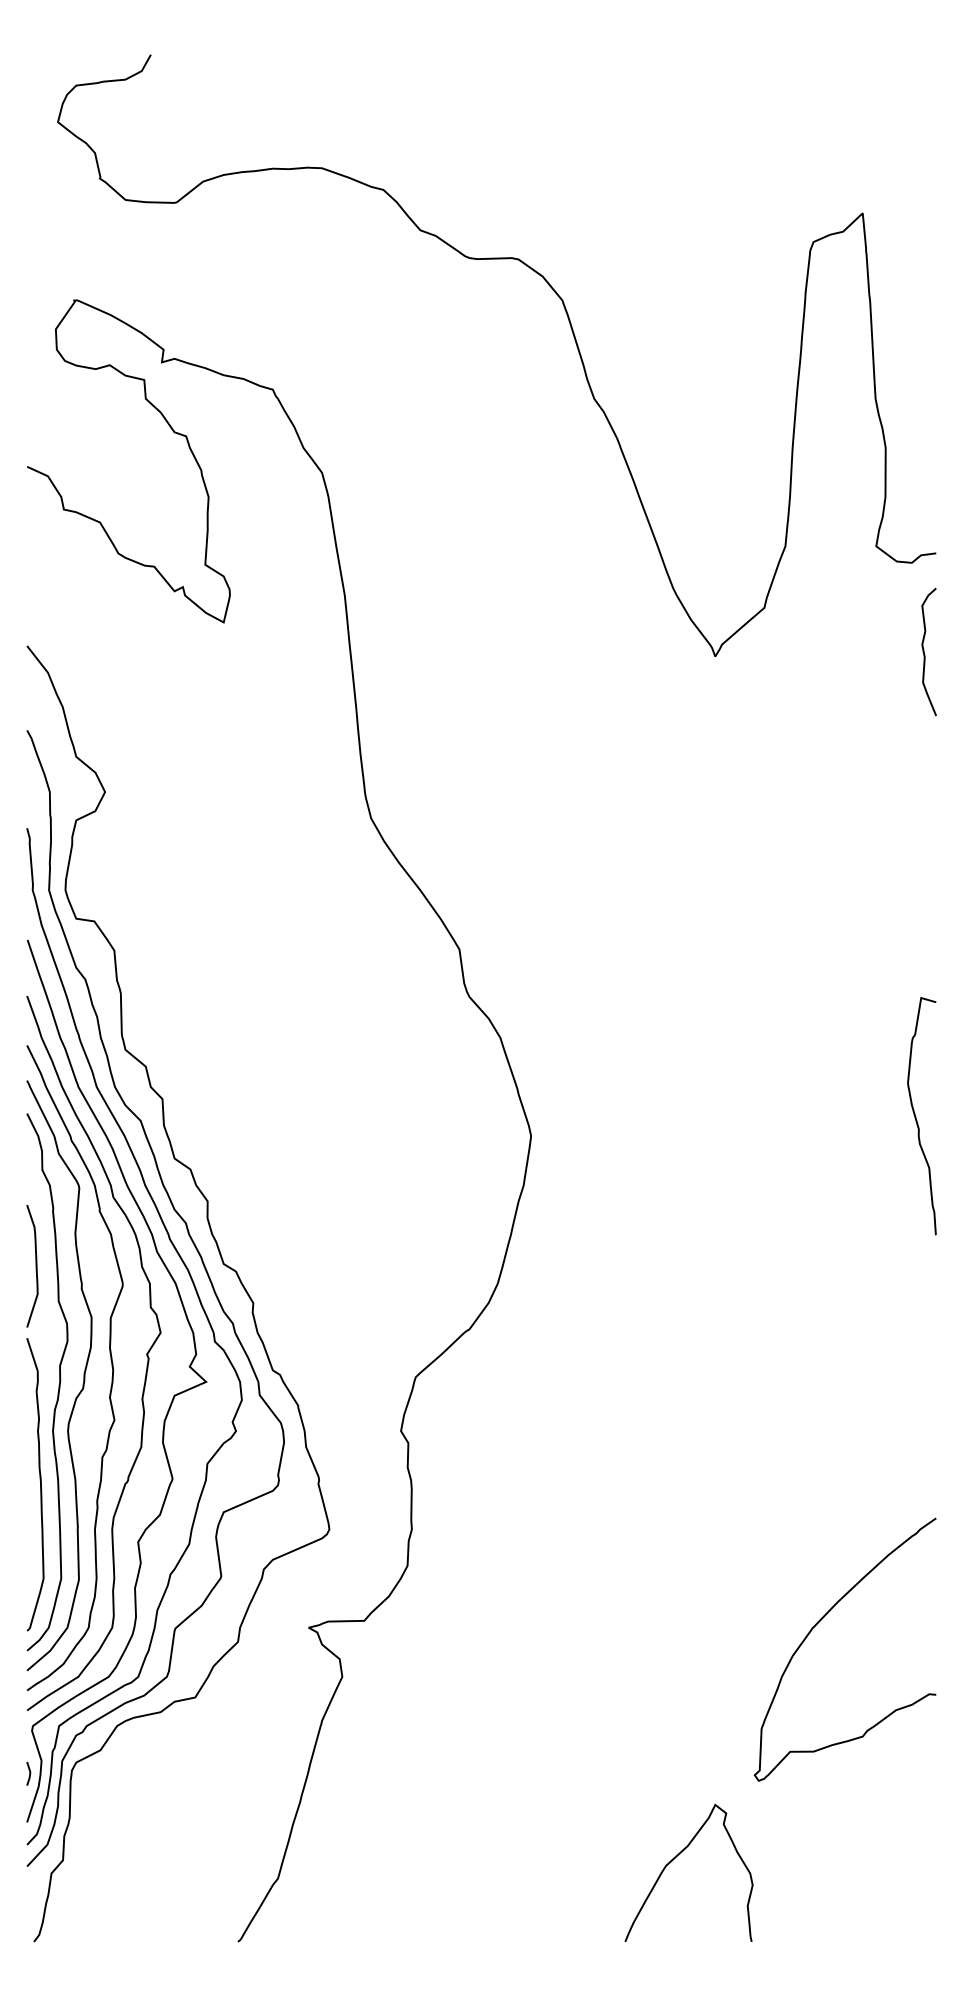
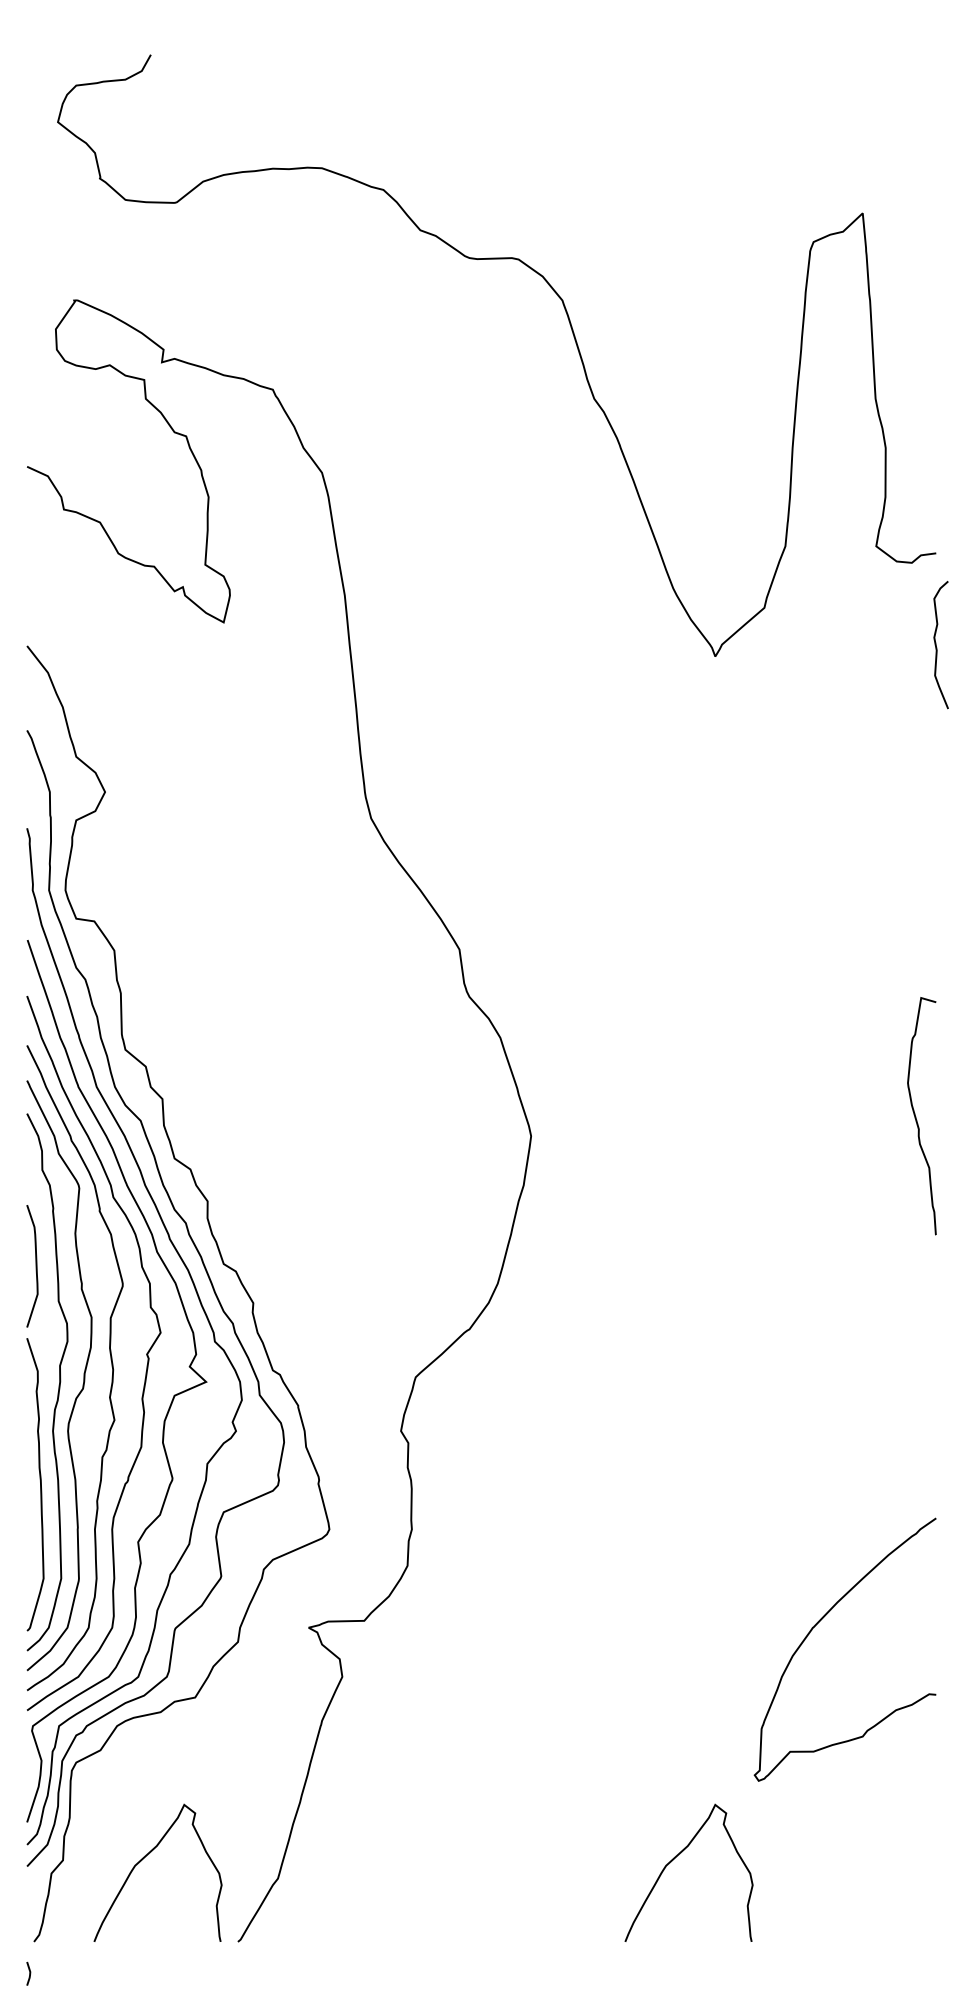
curve position: (925, 654) -> (937, 647) (937, 647)
line position: (29, 1773) -> (29, 1973) (29, 1973)
curve: none -> present (144, 1858)
